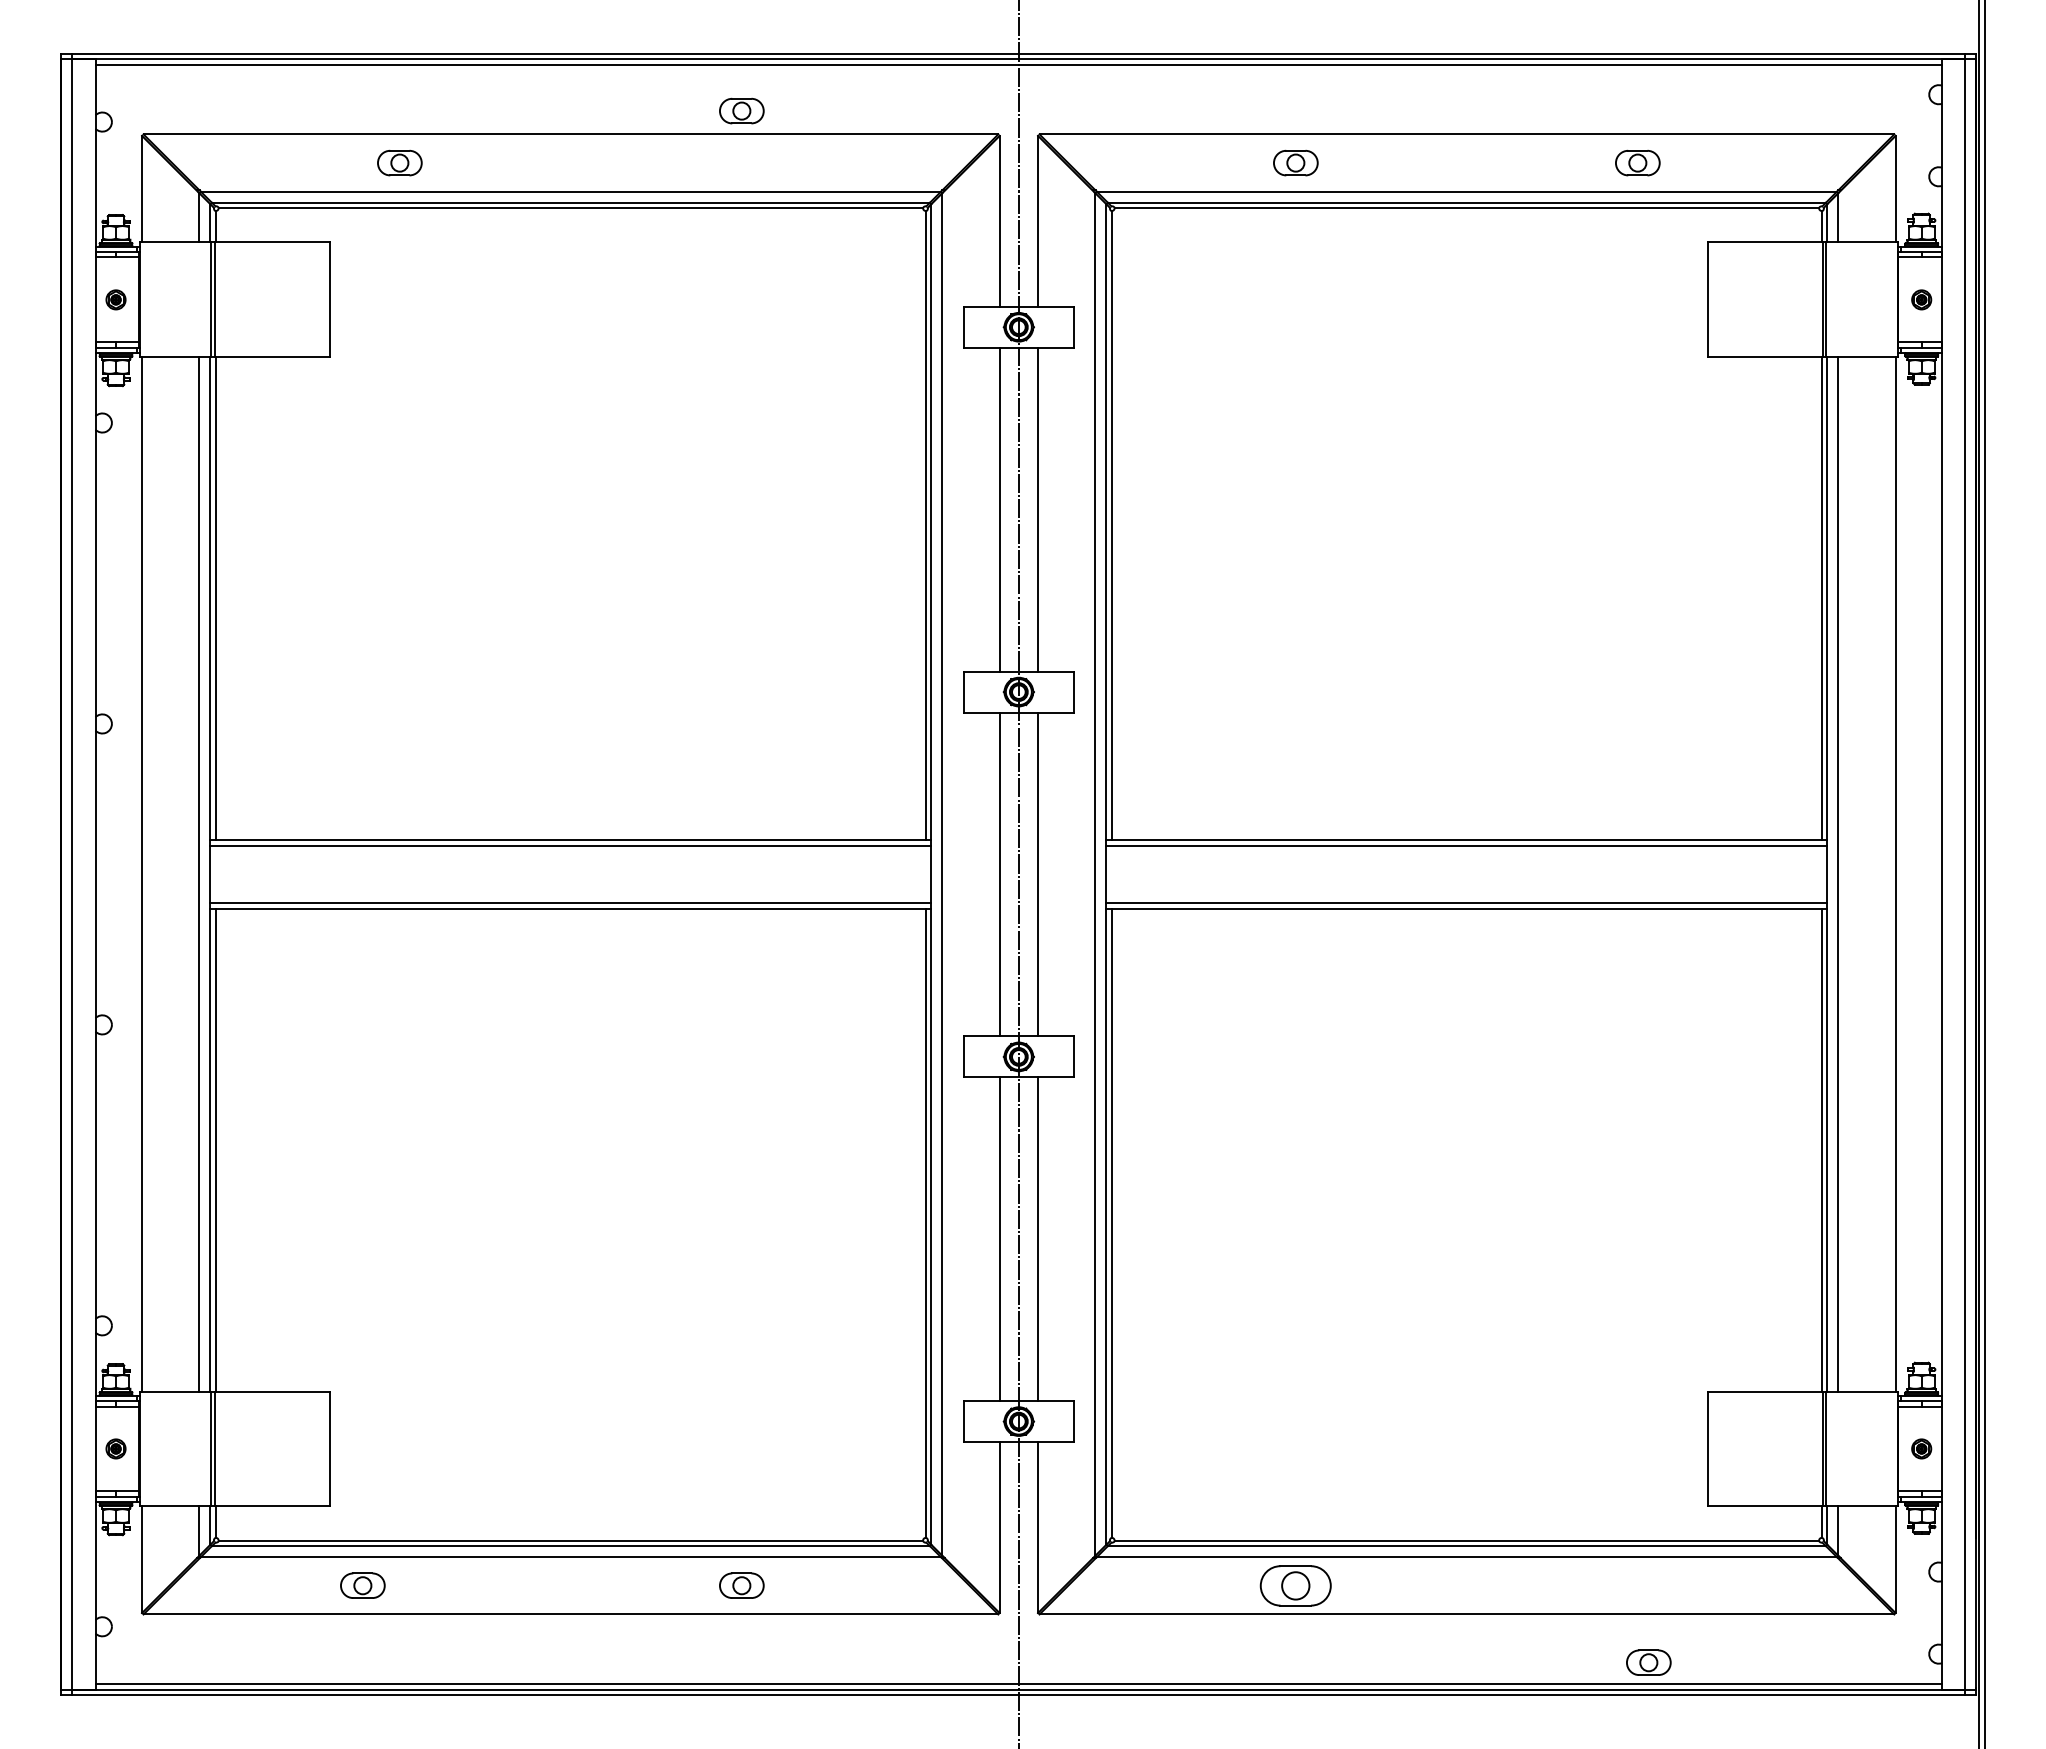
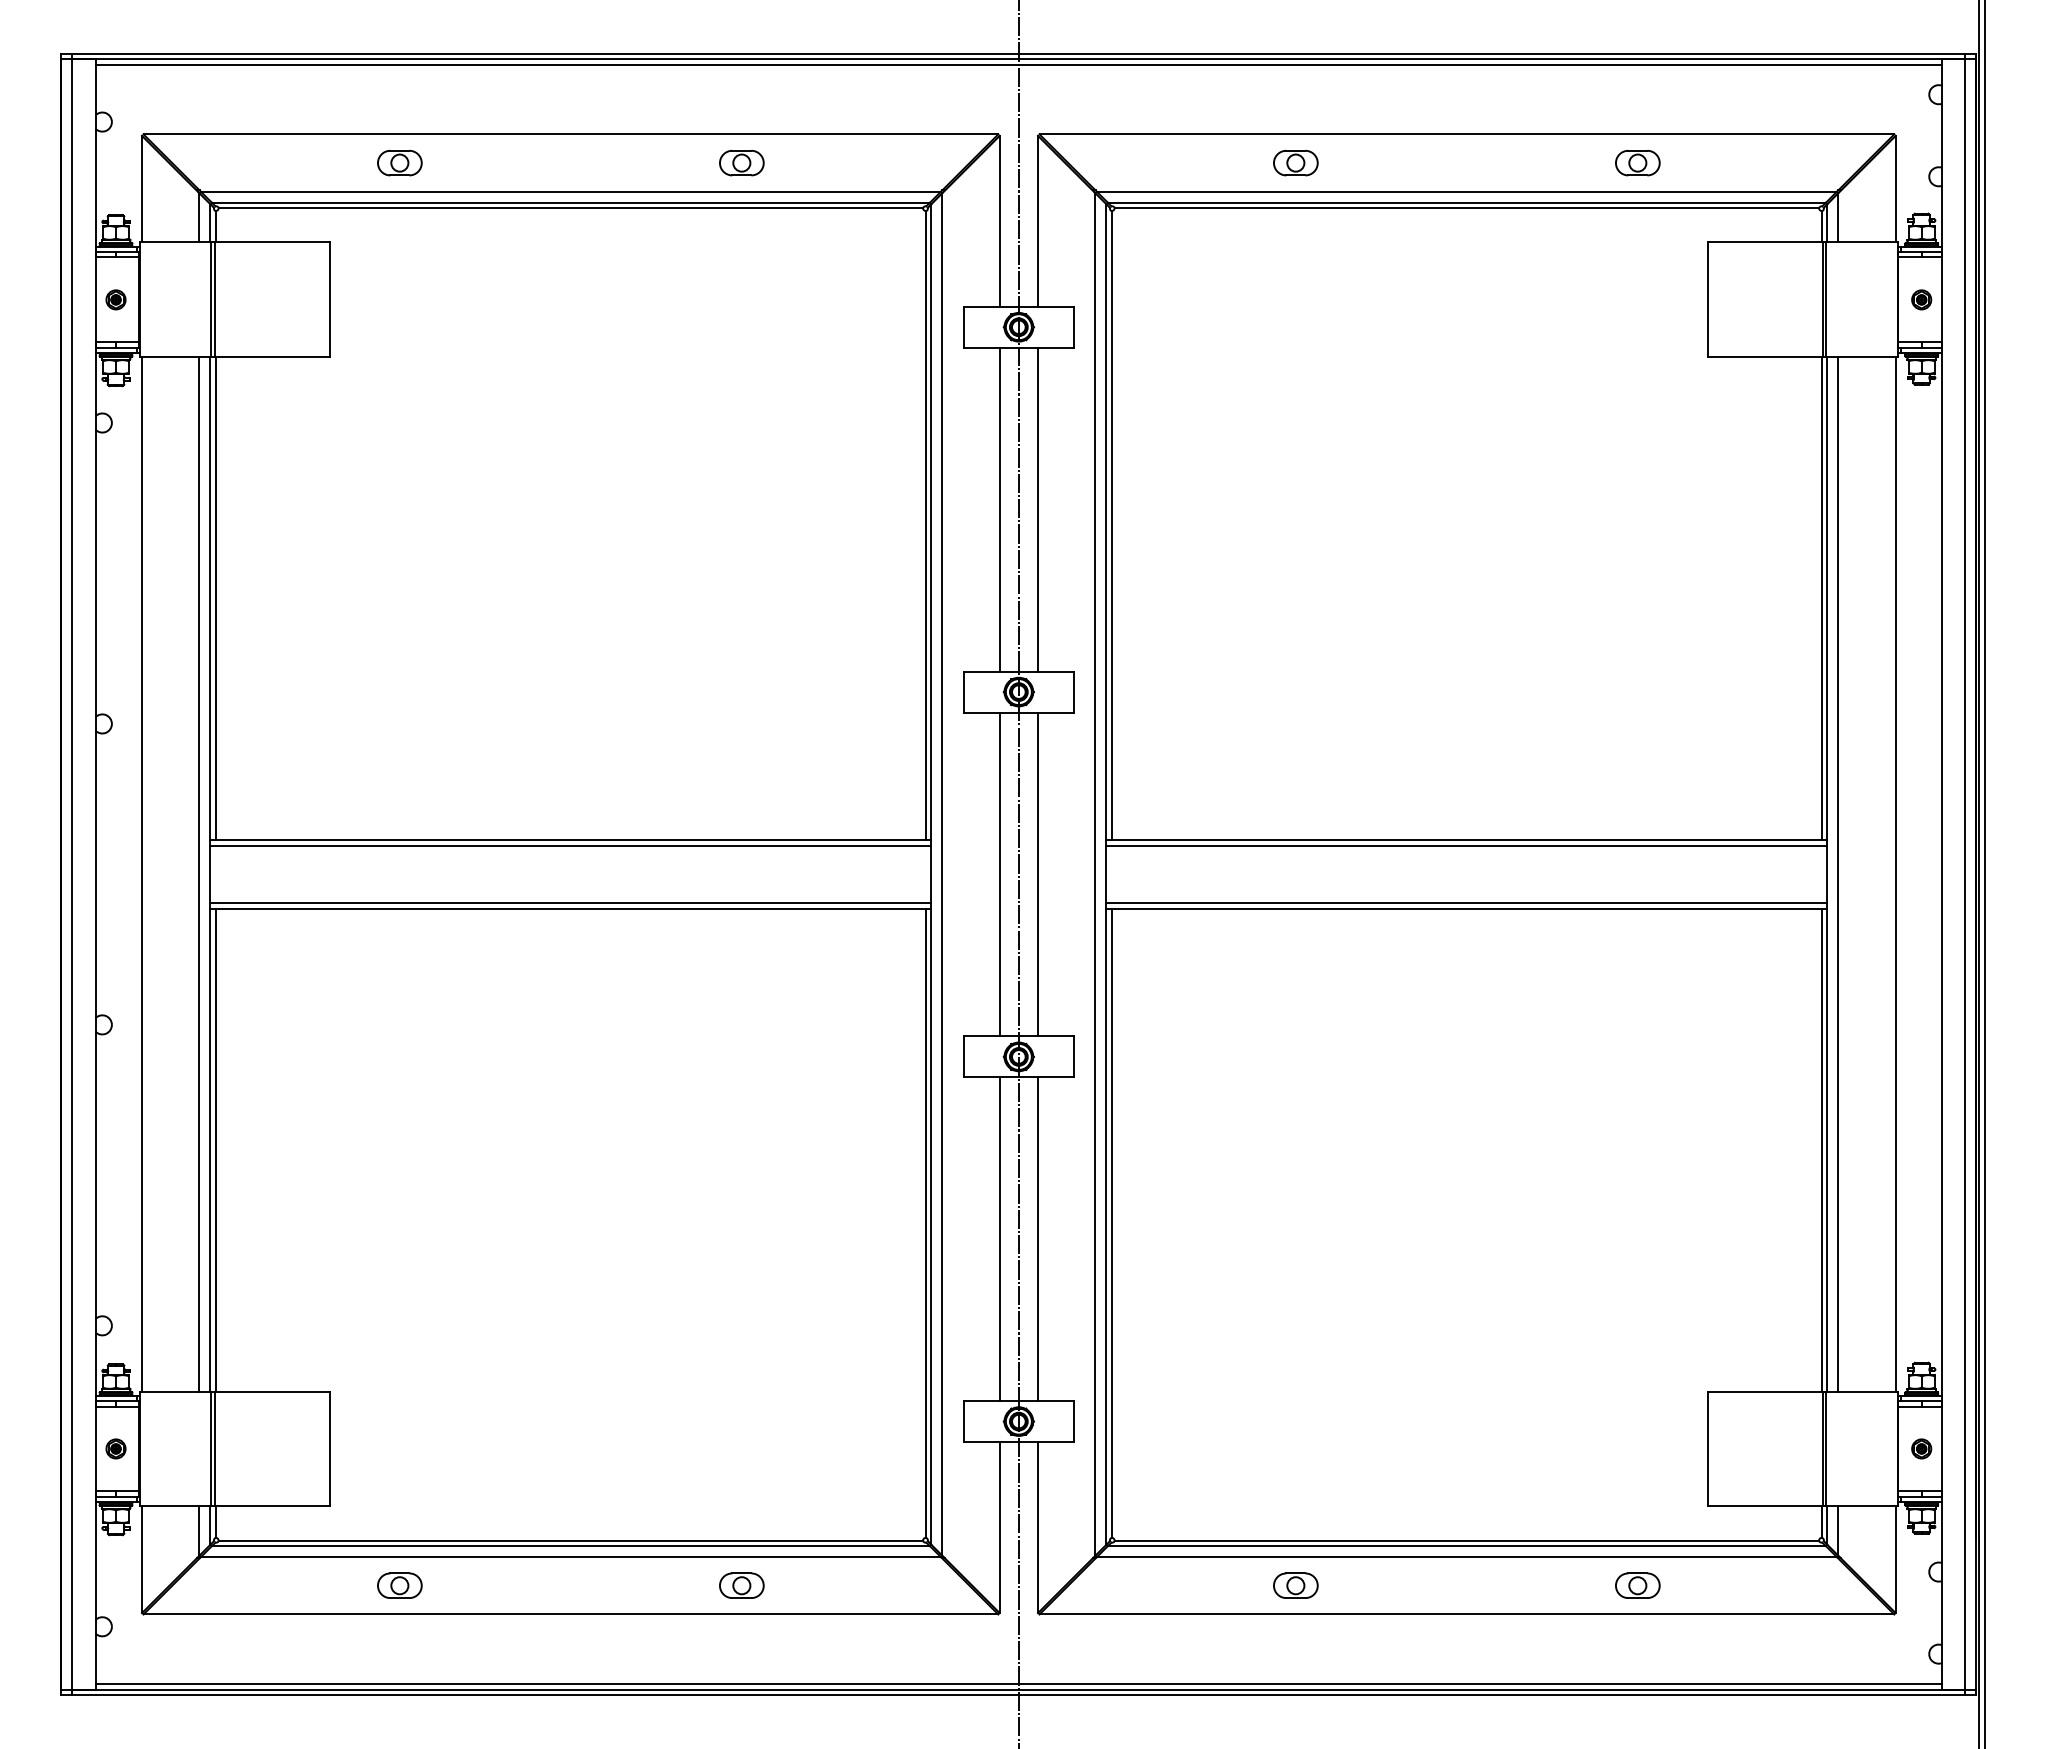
part position: (741, 110) -> (741, 162) (741, 162)
part position: (362, 1585) -> (399, 1585) (399, 1585)
part size: 73x42 px -> 46x27 px (1295, 1585)
part position: (1648, 1662) -> (1637, 1585) (1637, 1585)
